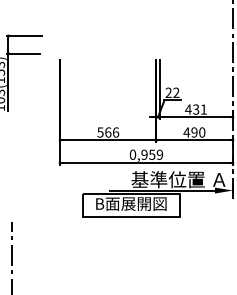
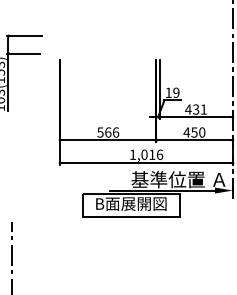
text: 22 -> 19 (172, 92)
text: 490 -> 450 (194, 132)
text: 0,959 -> 1,016 (146, 154)
